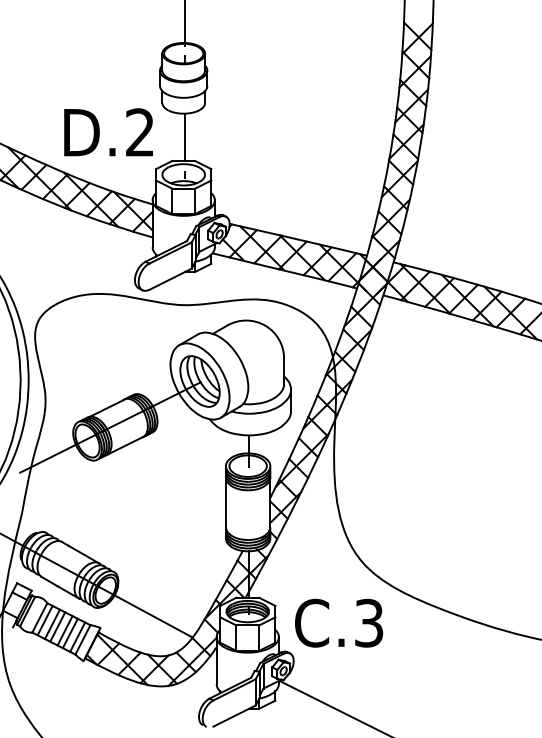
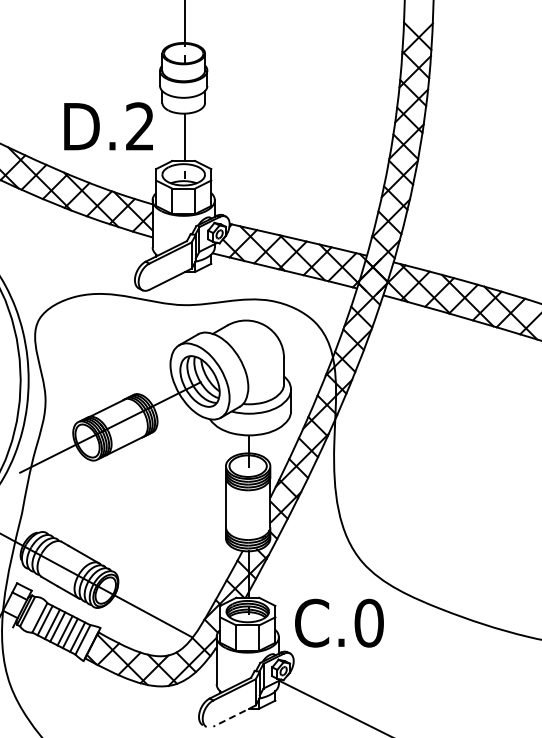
text position: (108, 132) -> (108, 126) (108, 126)
text: C.3 -> C.0 (368, 622)
line: solid -> dashed (234, 716)
